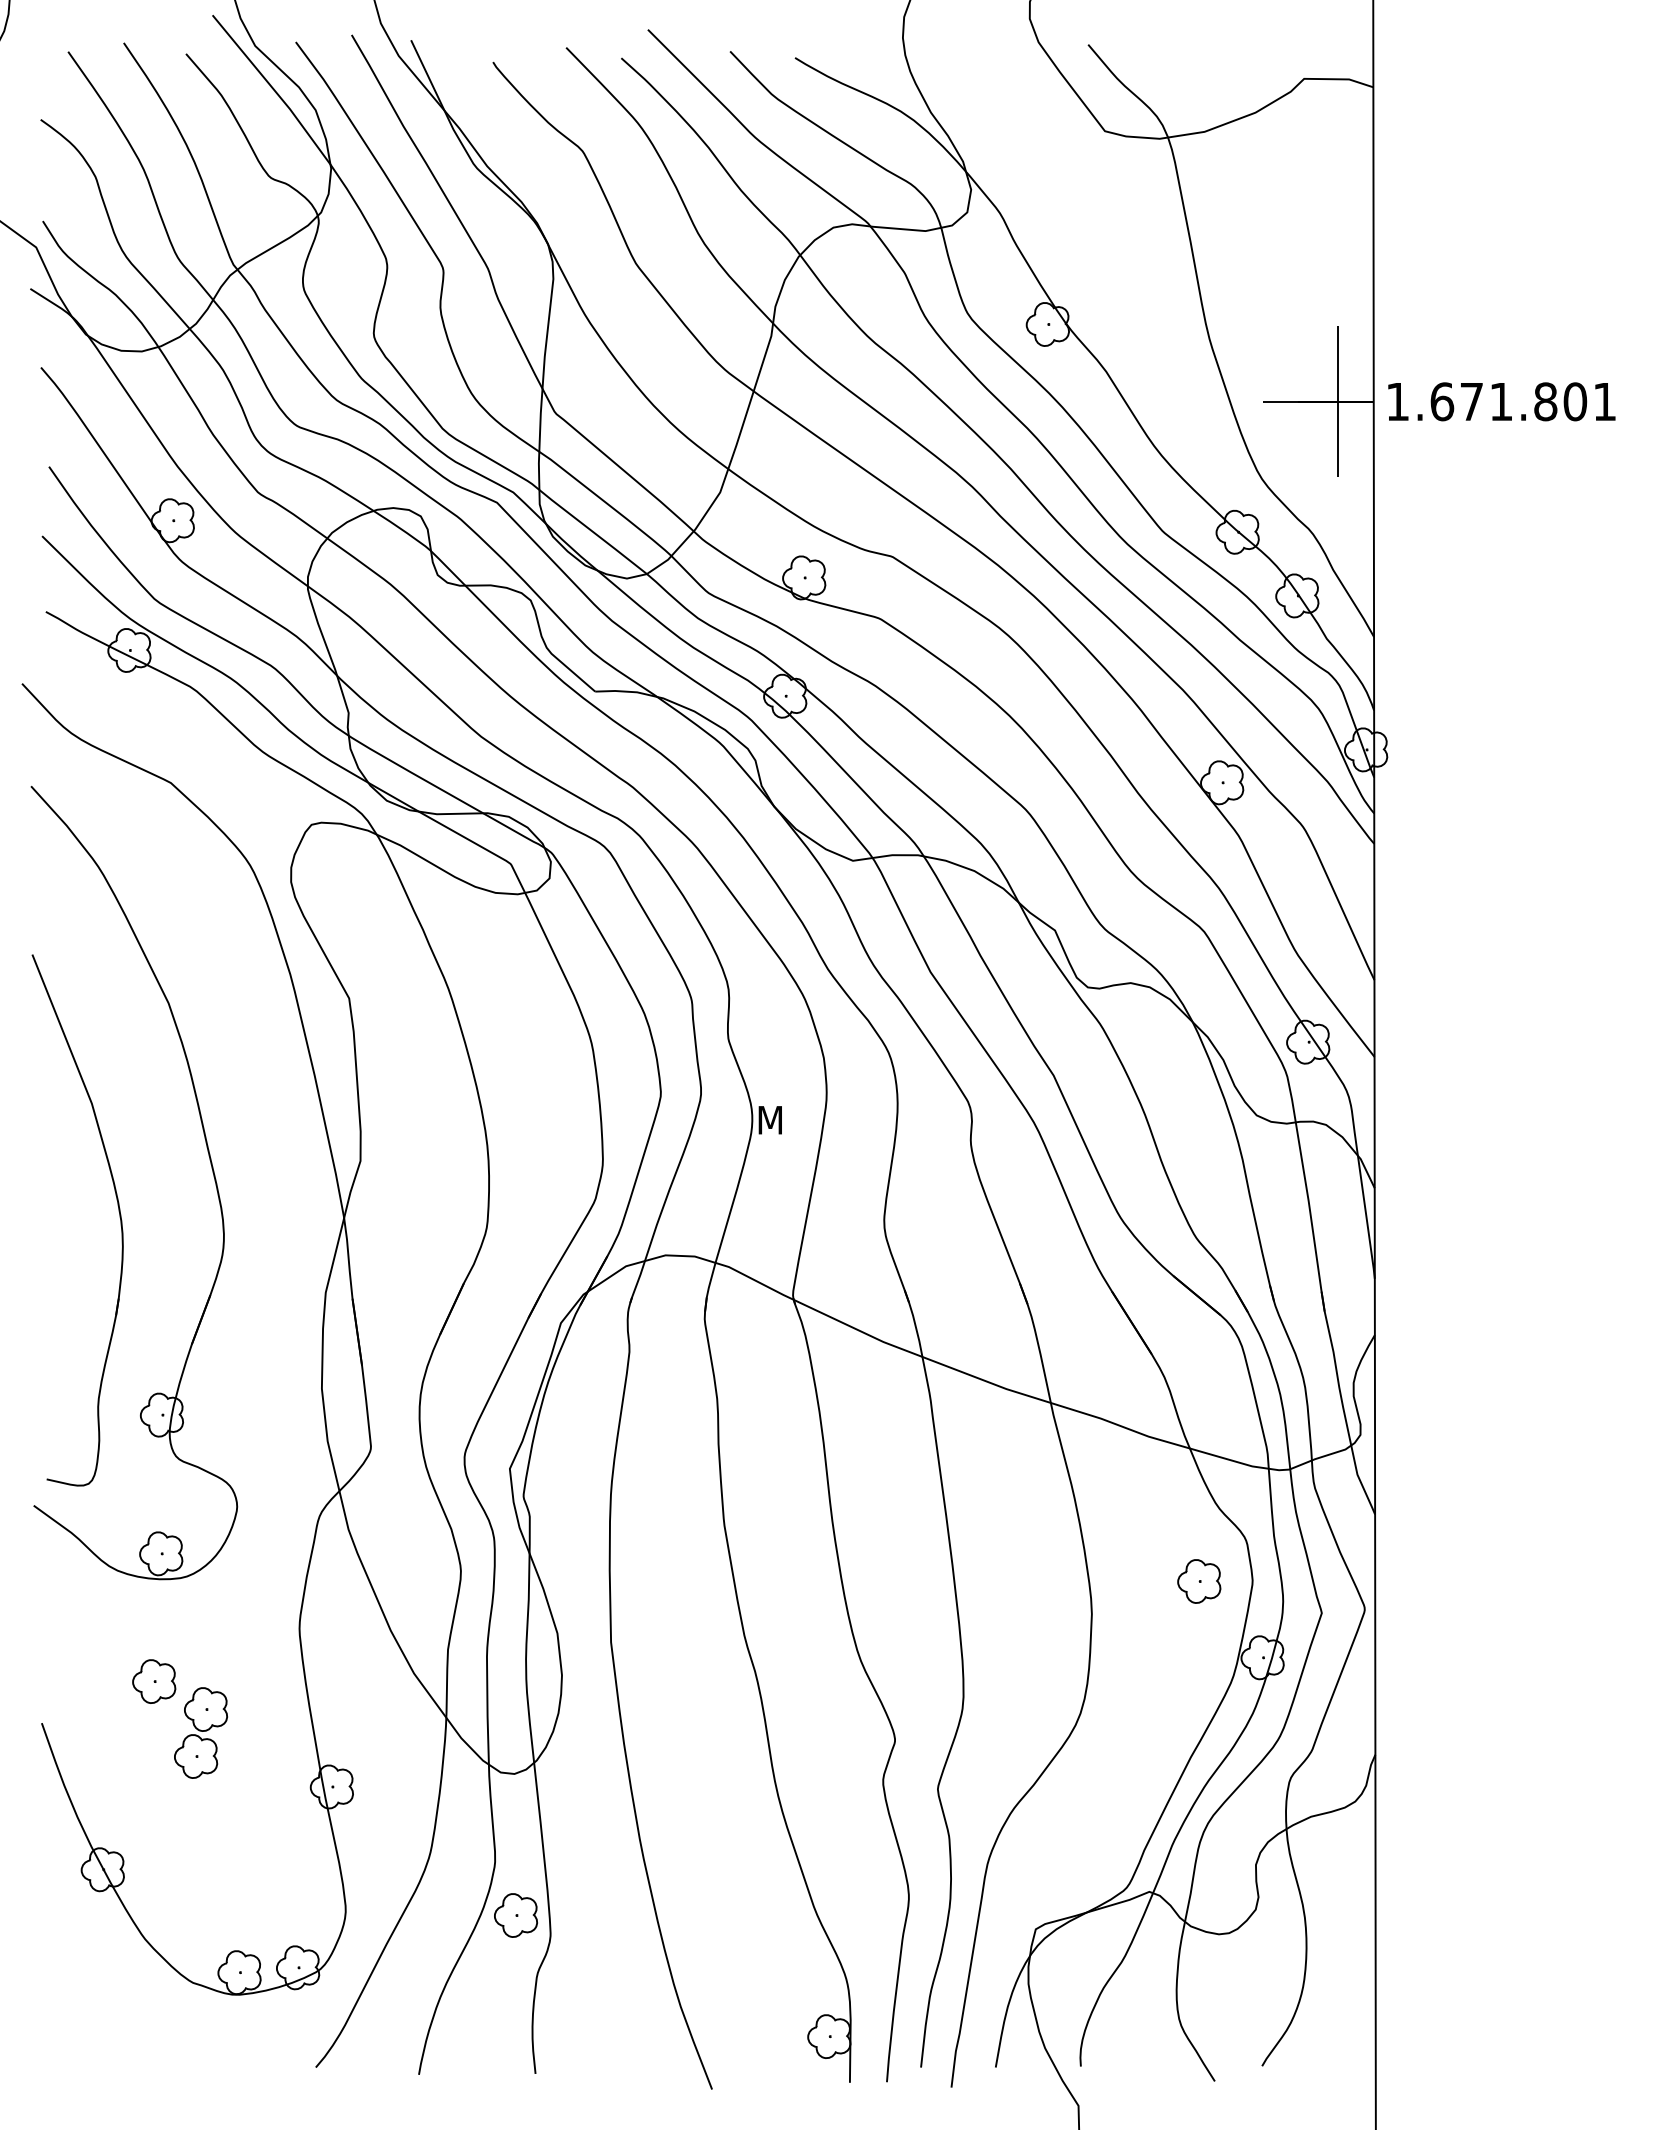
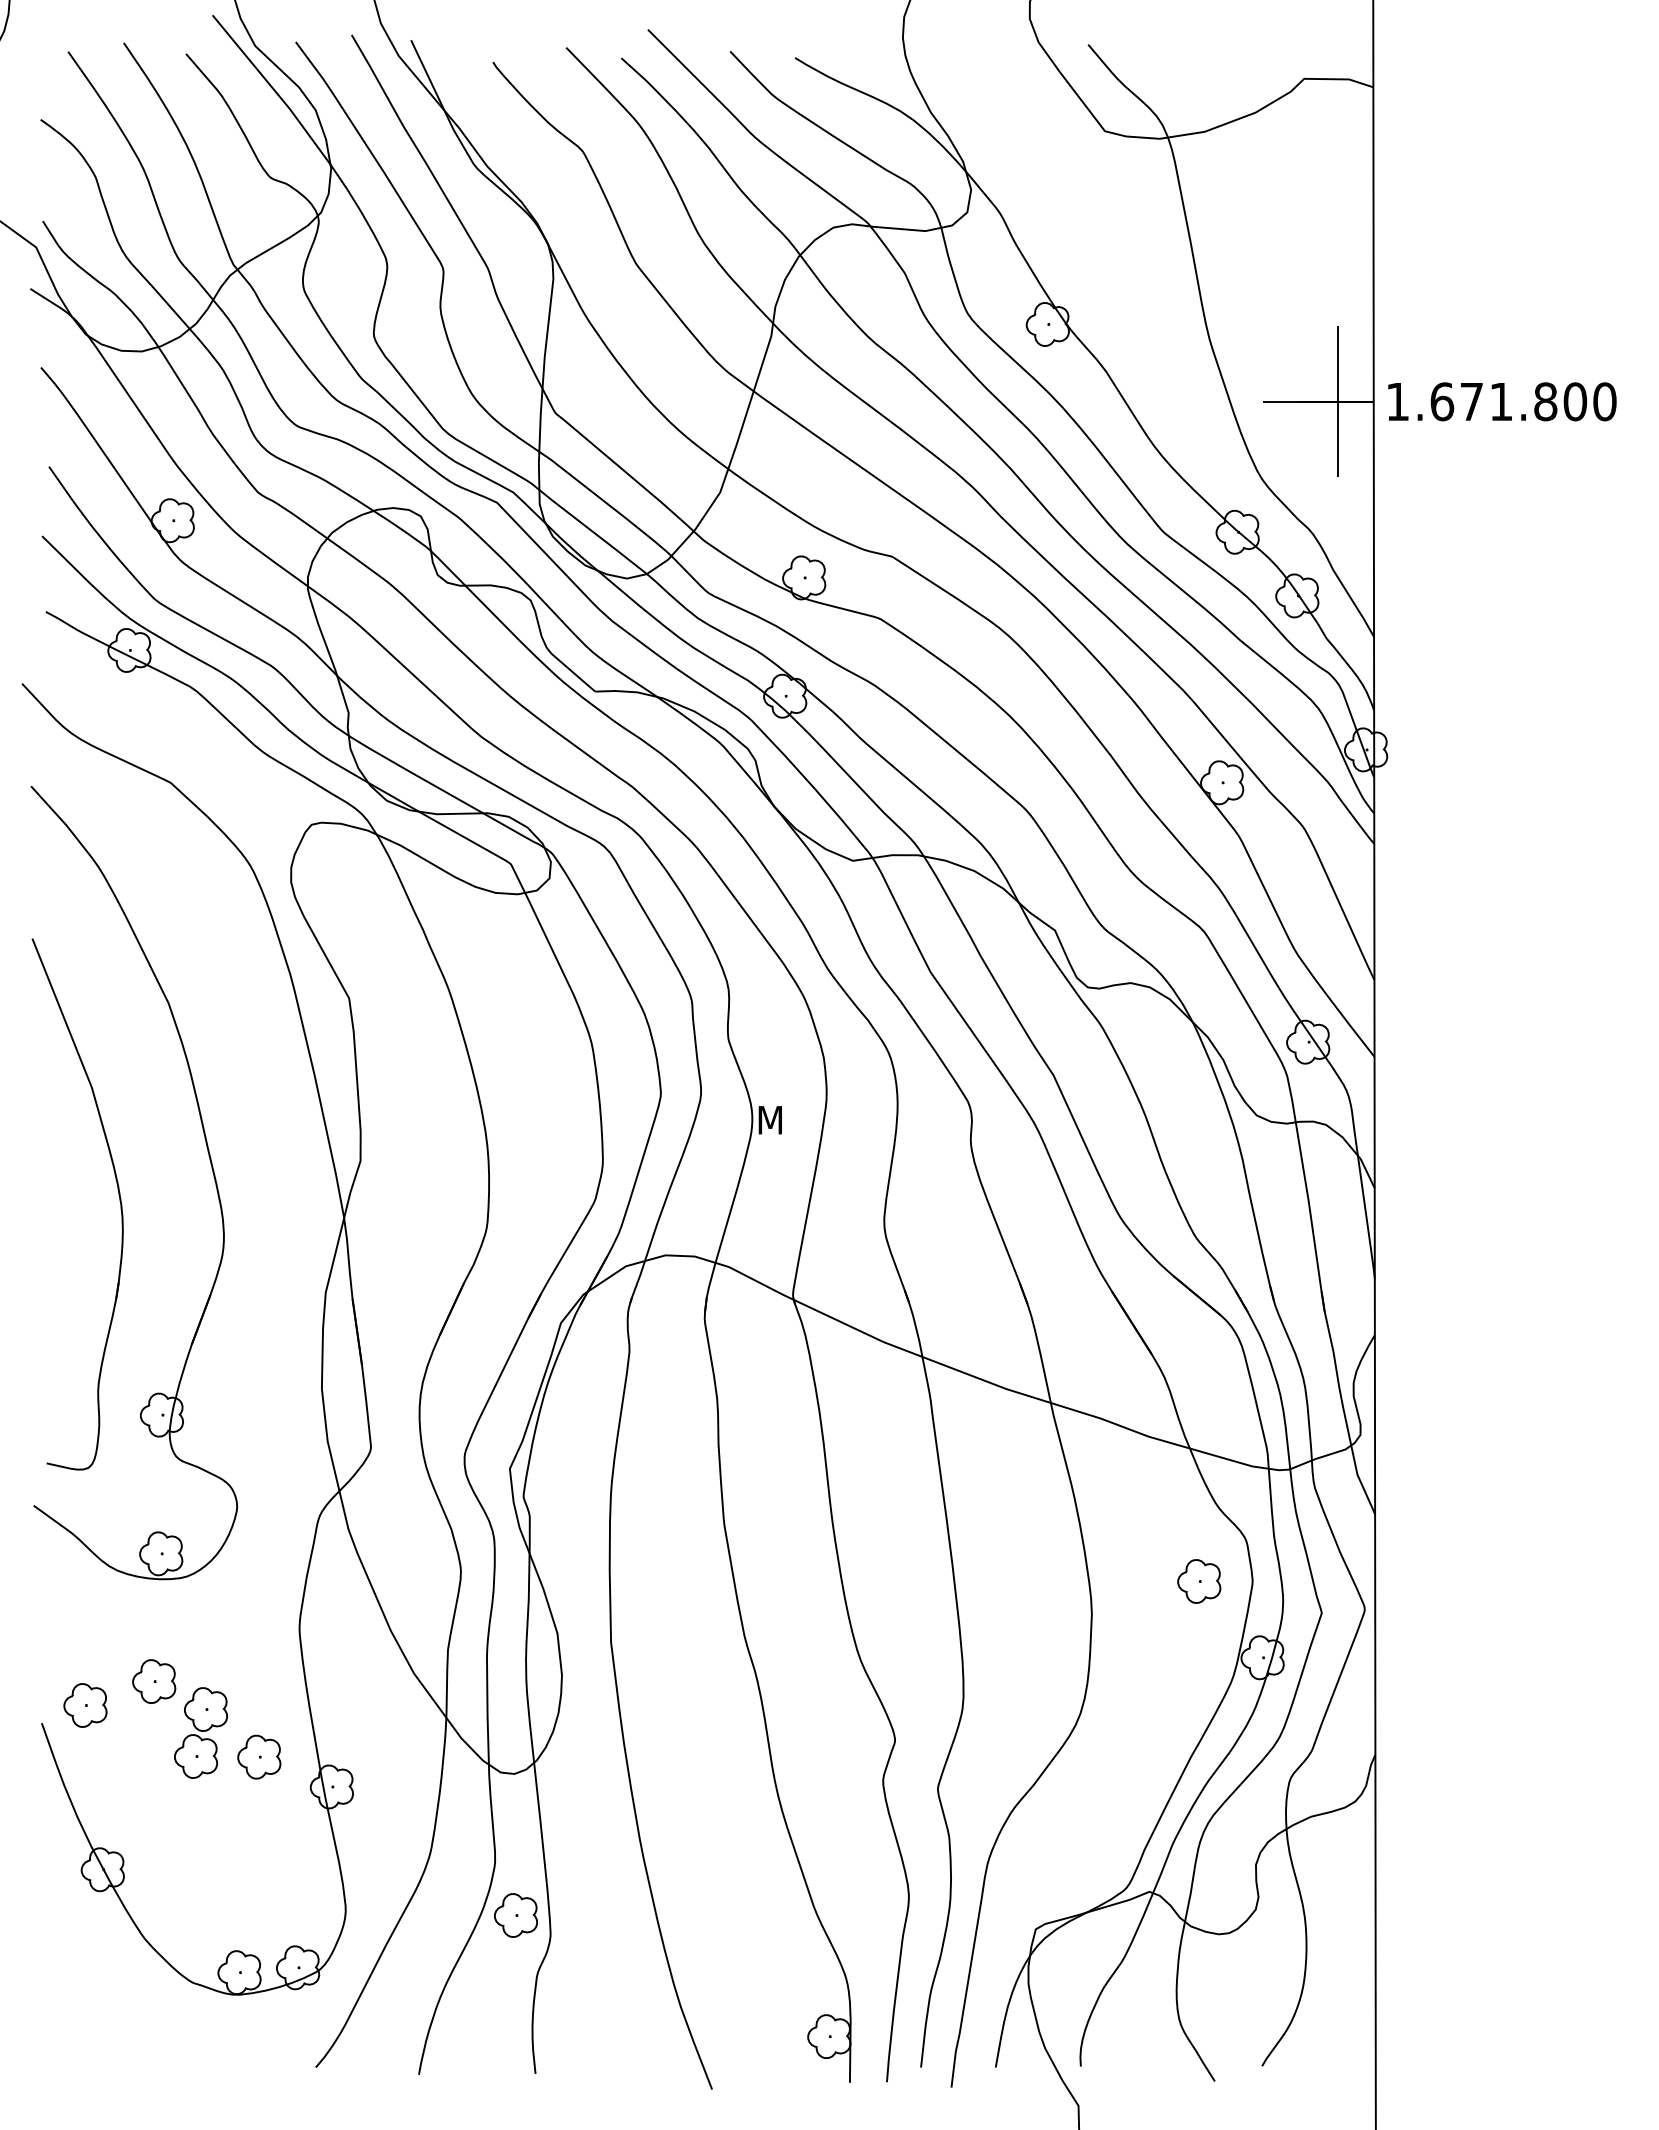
text: 1.671.801 -> 1.671.800 (1604, 401)
part position: (118, 1211) -> (118, 1195) (118, 1195)
part: none -> present (85, 1705)
part: none -> present (259, 1756)
